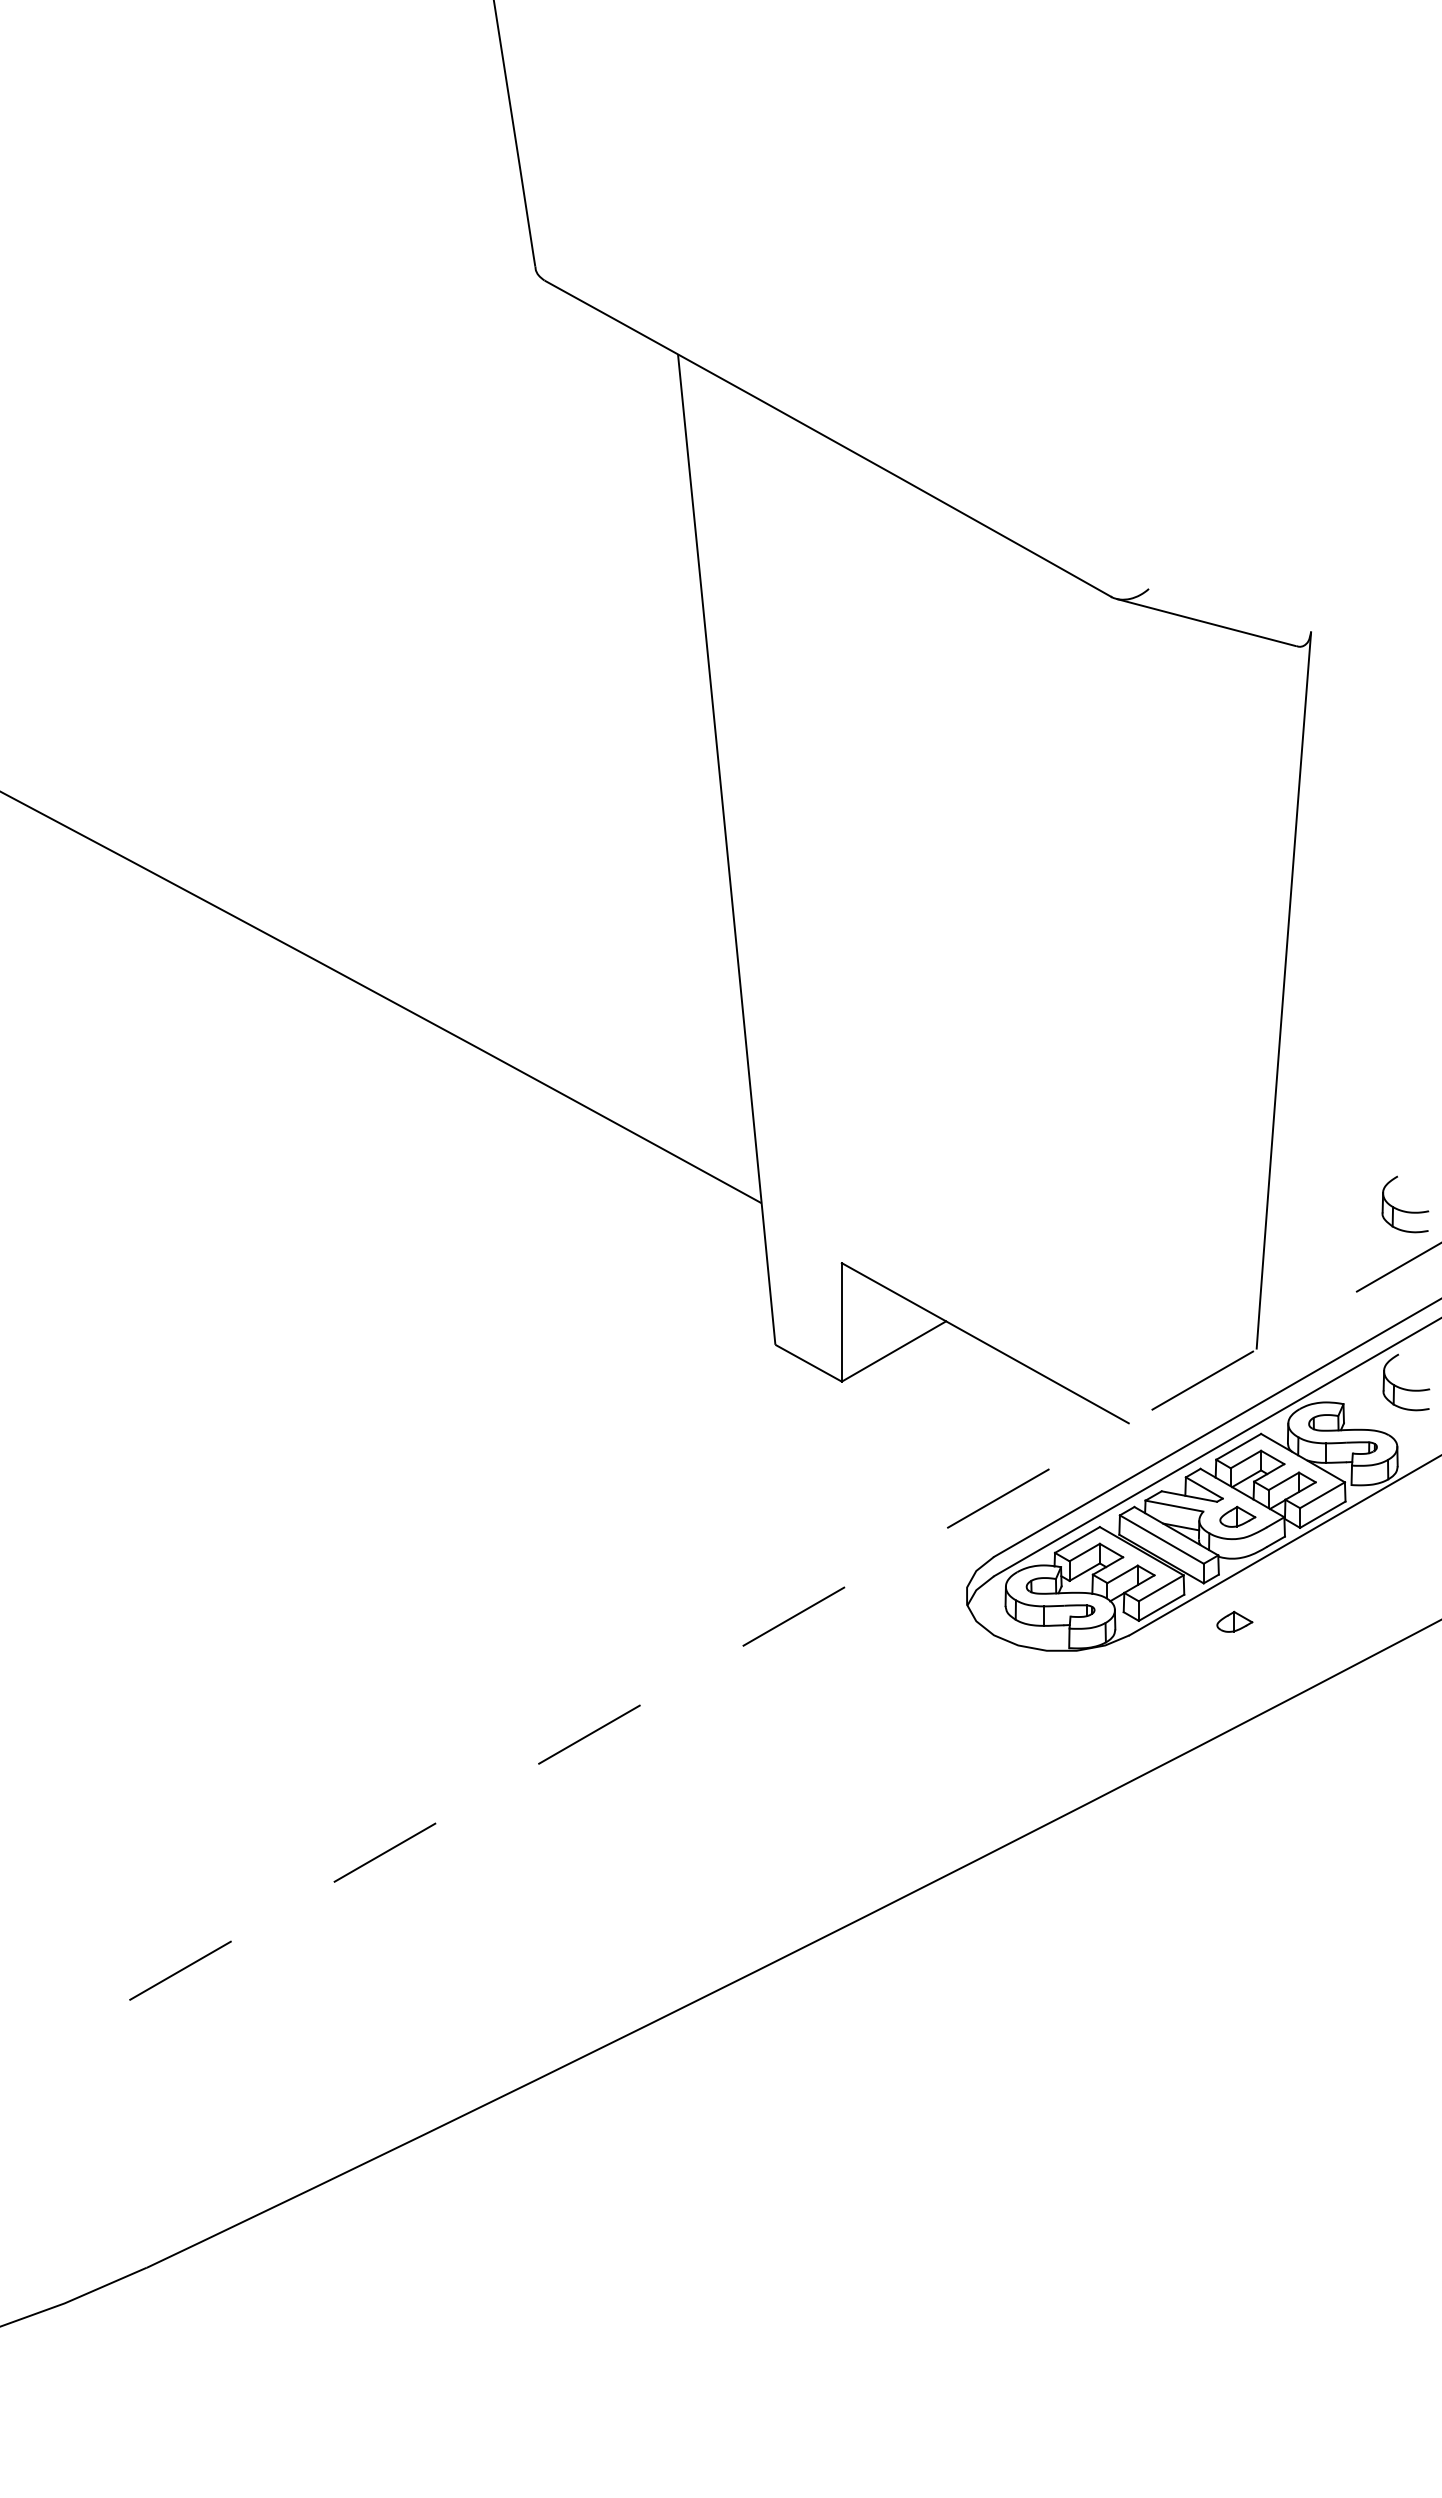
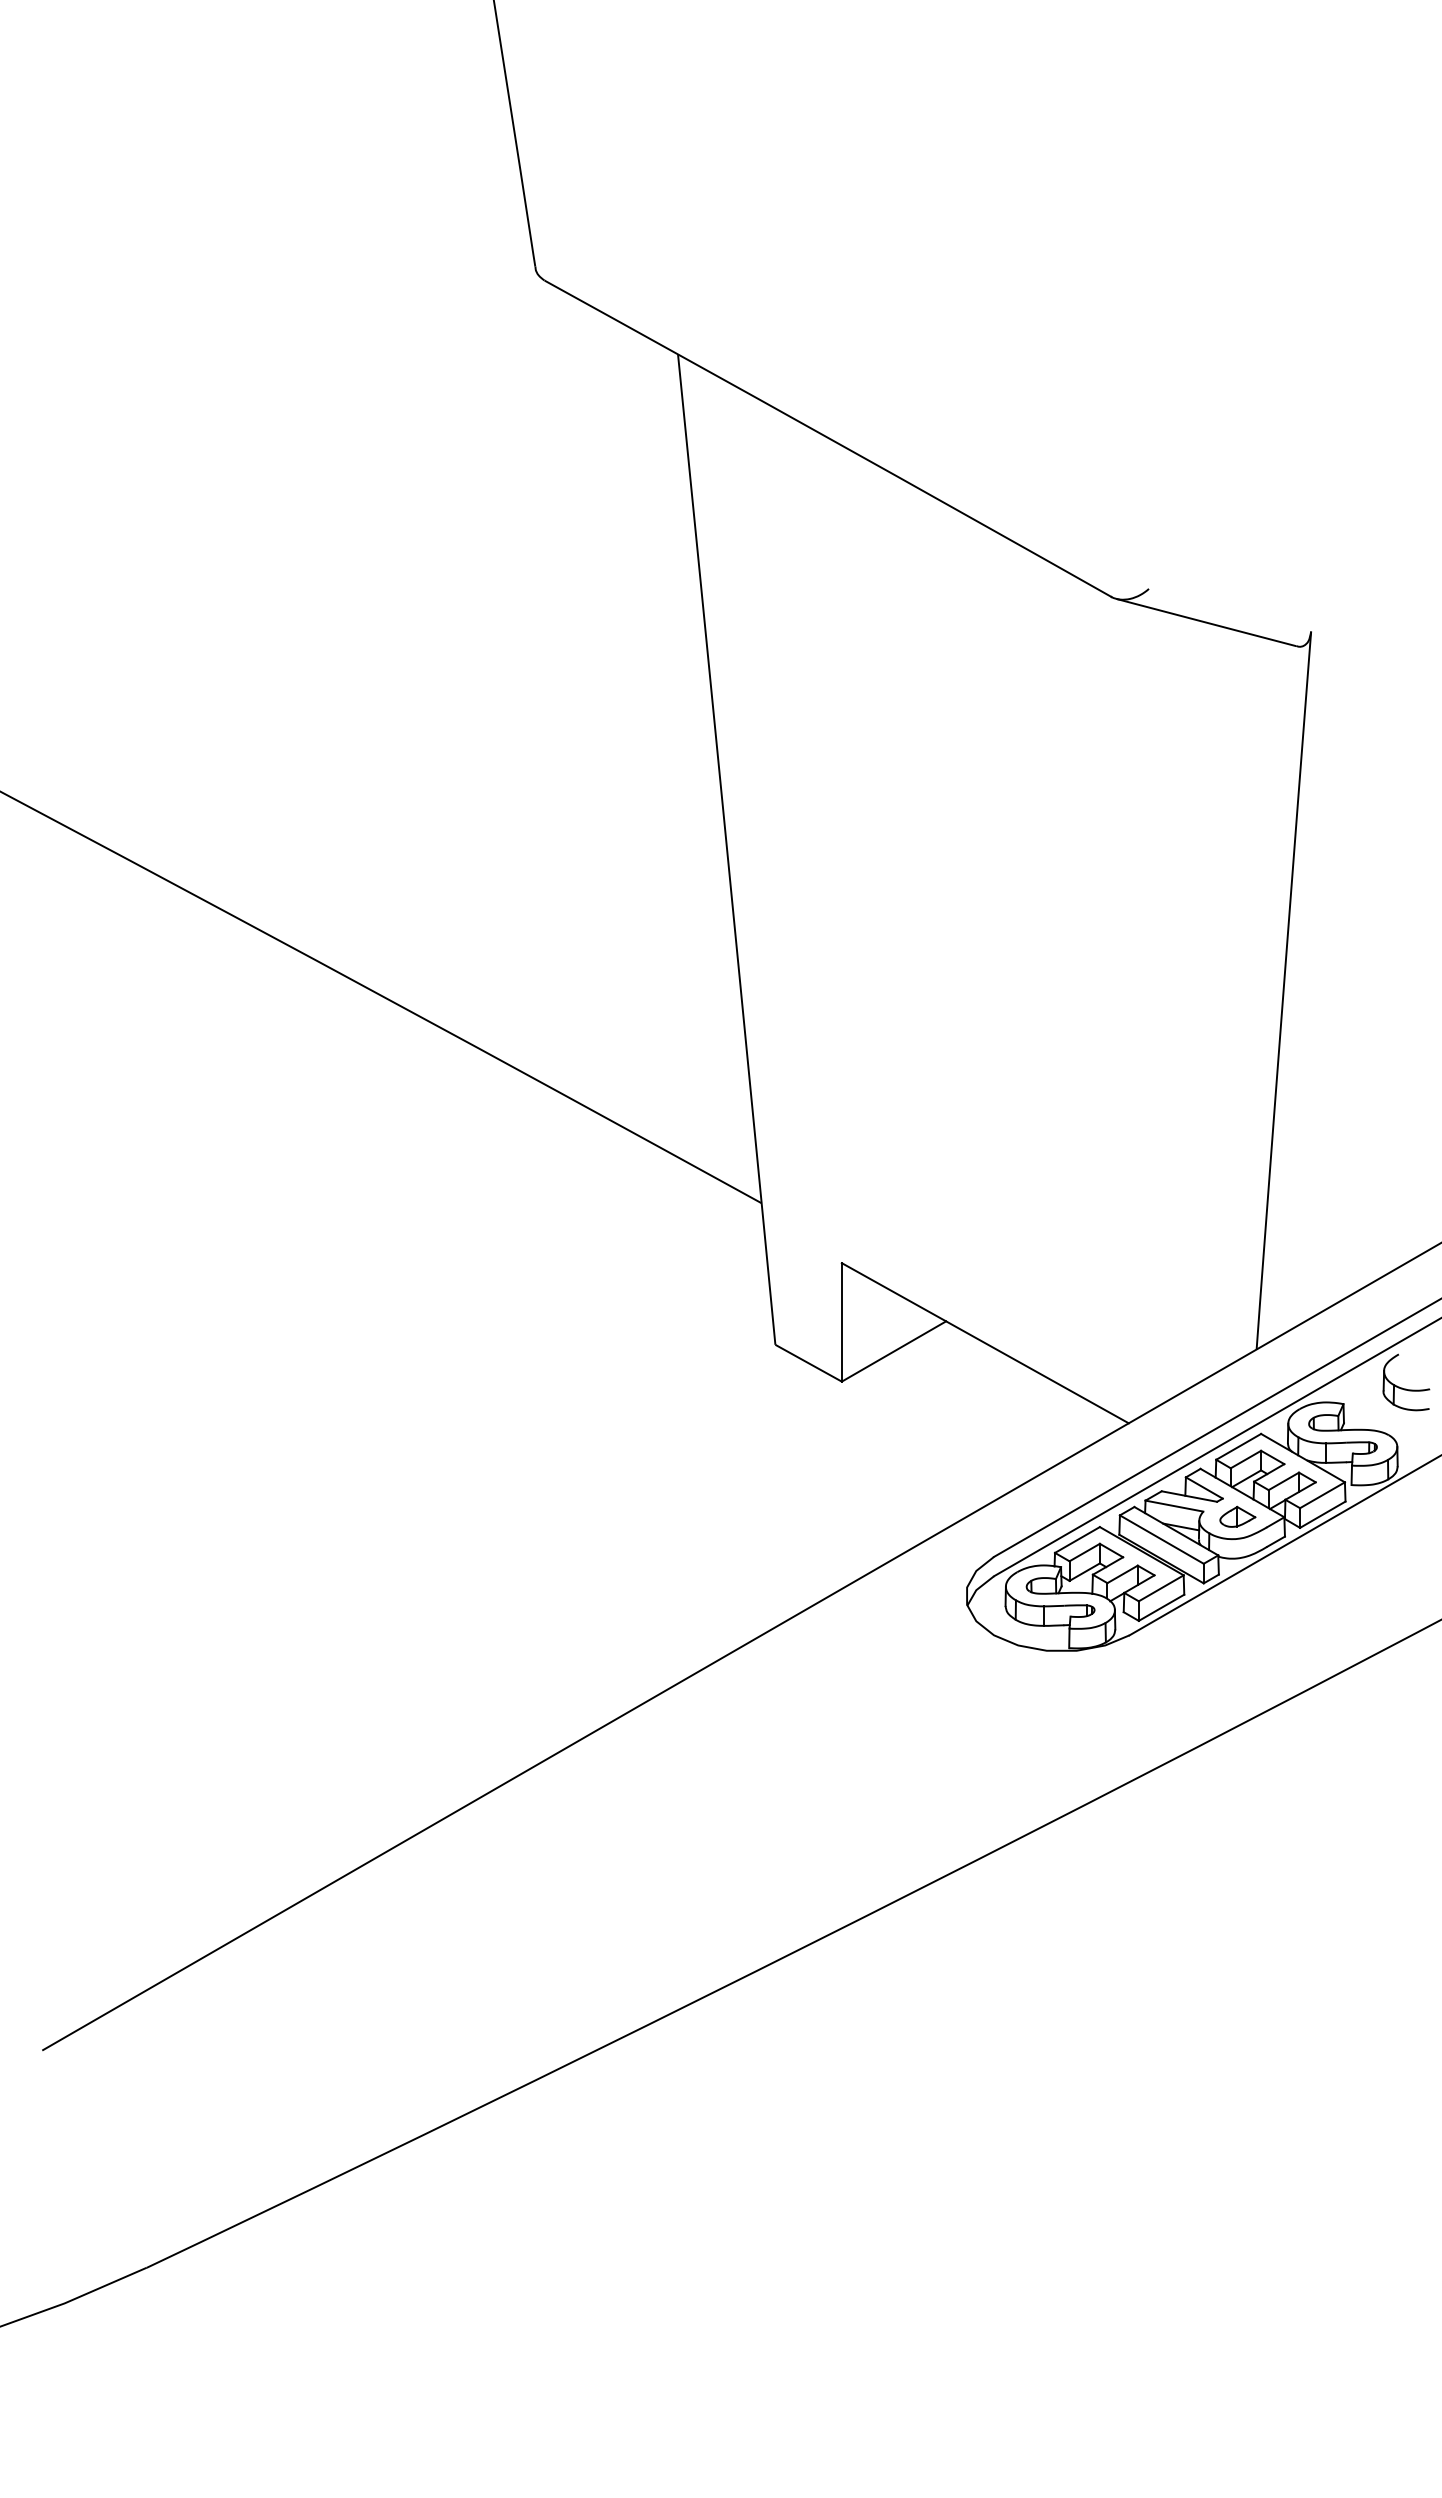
part: present -> none (1405, 1204)
part: present -> none (1234, 1621)
line: dashed -> solid (741, 1646)
